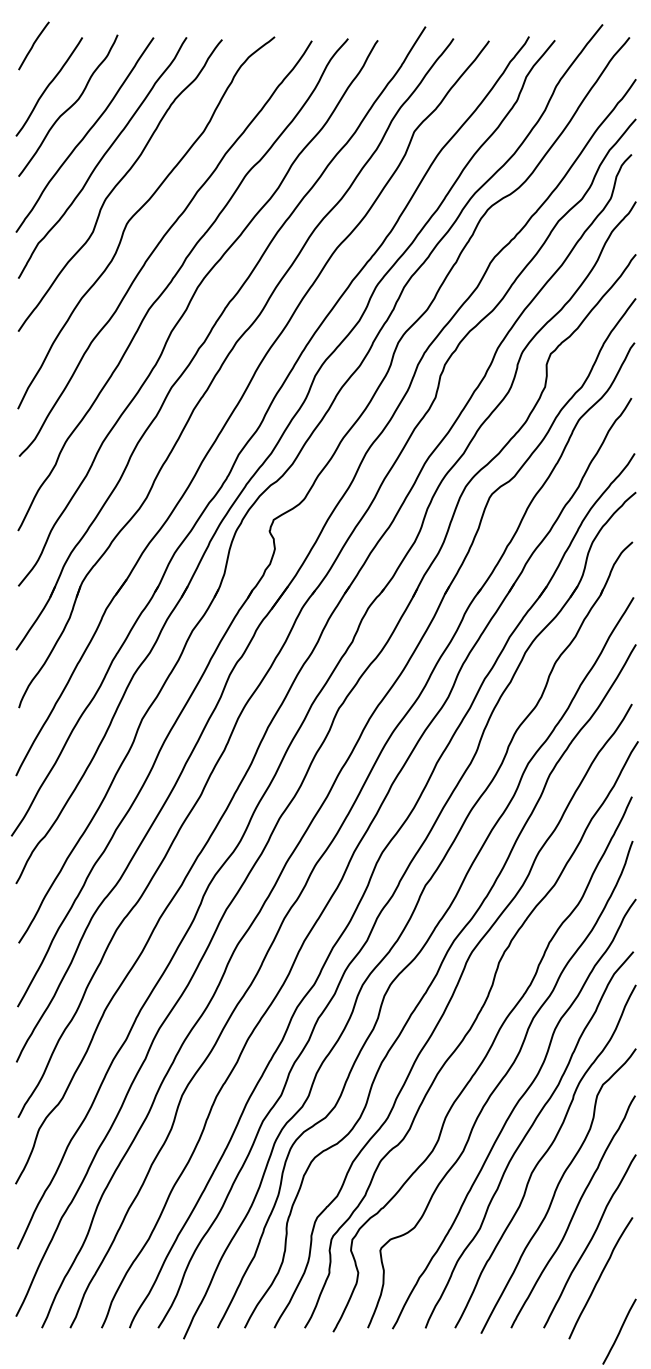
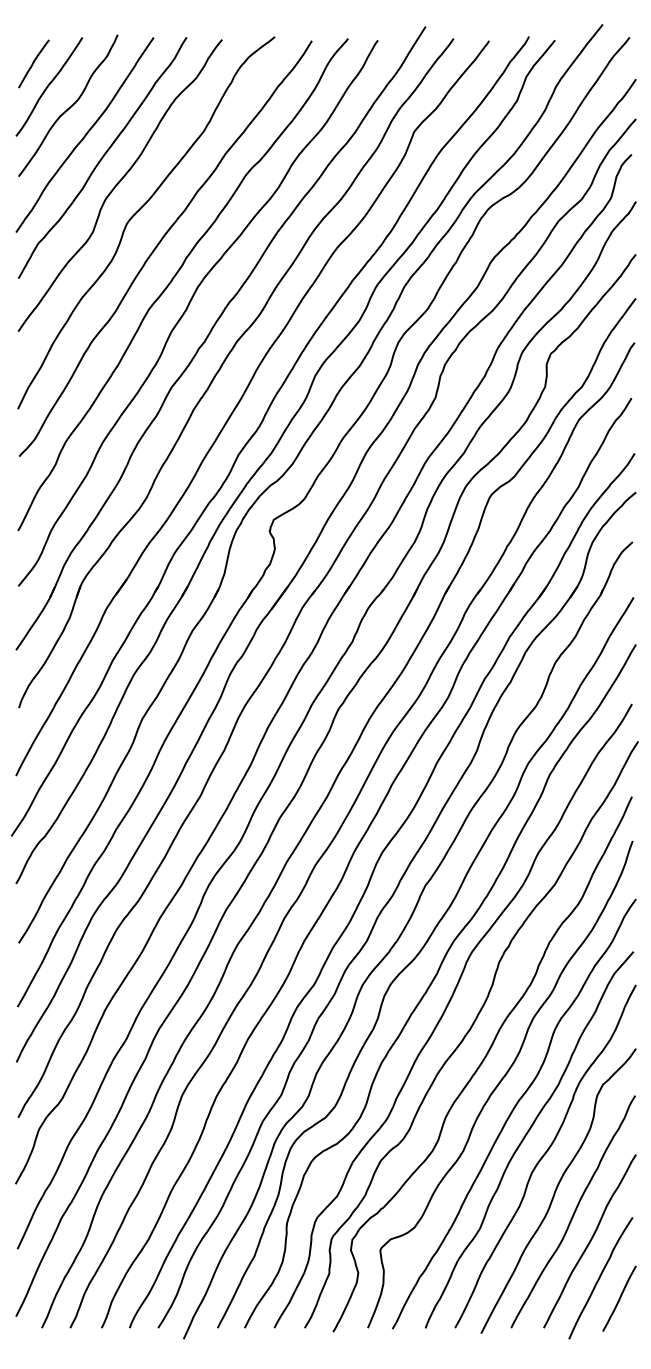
curve position: (33, 45) -> (33, 63) (33, 63)
line position: (619, 1331) -> (619, 1298) (619, 1298)
